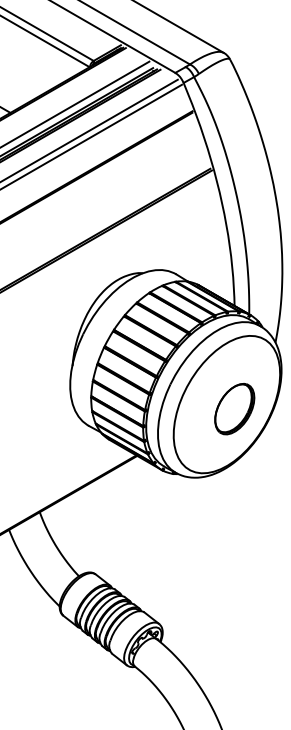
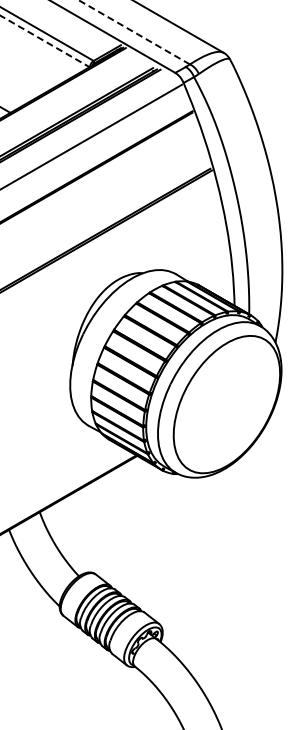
line: solid -> dashed (134, 32)
line: solid -> dashed (45, 41)
line: present -> none (75, 103)
line: present -> none (89, 129)
part: present -> none (234, 409)
